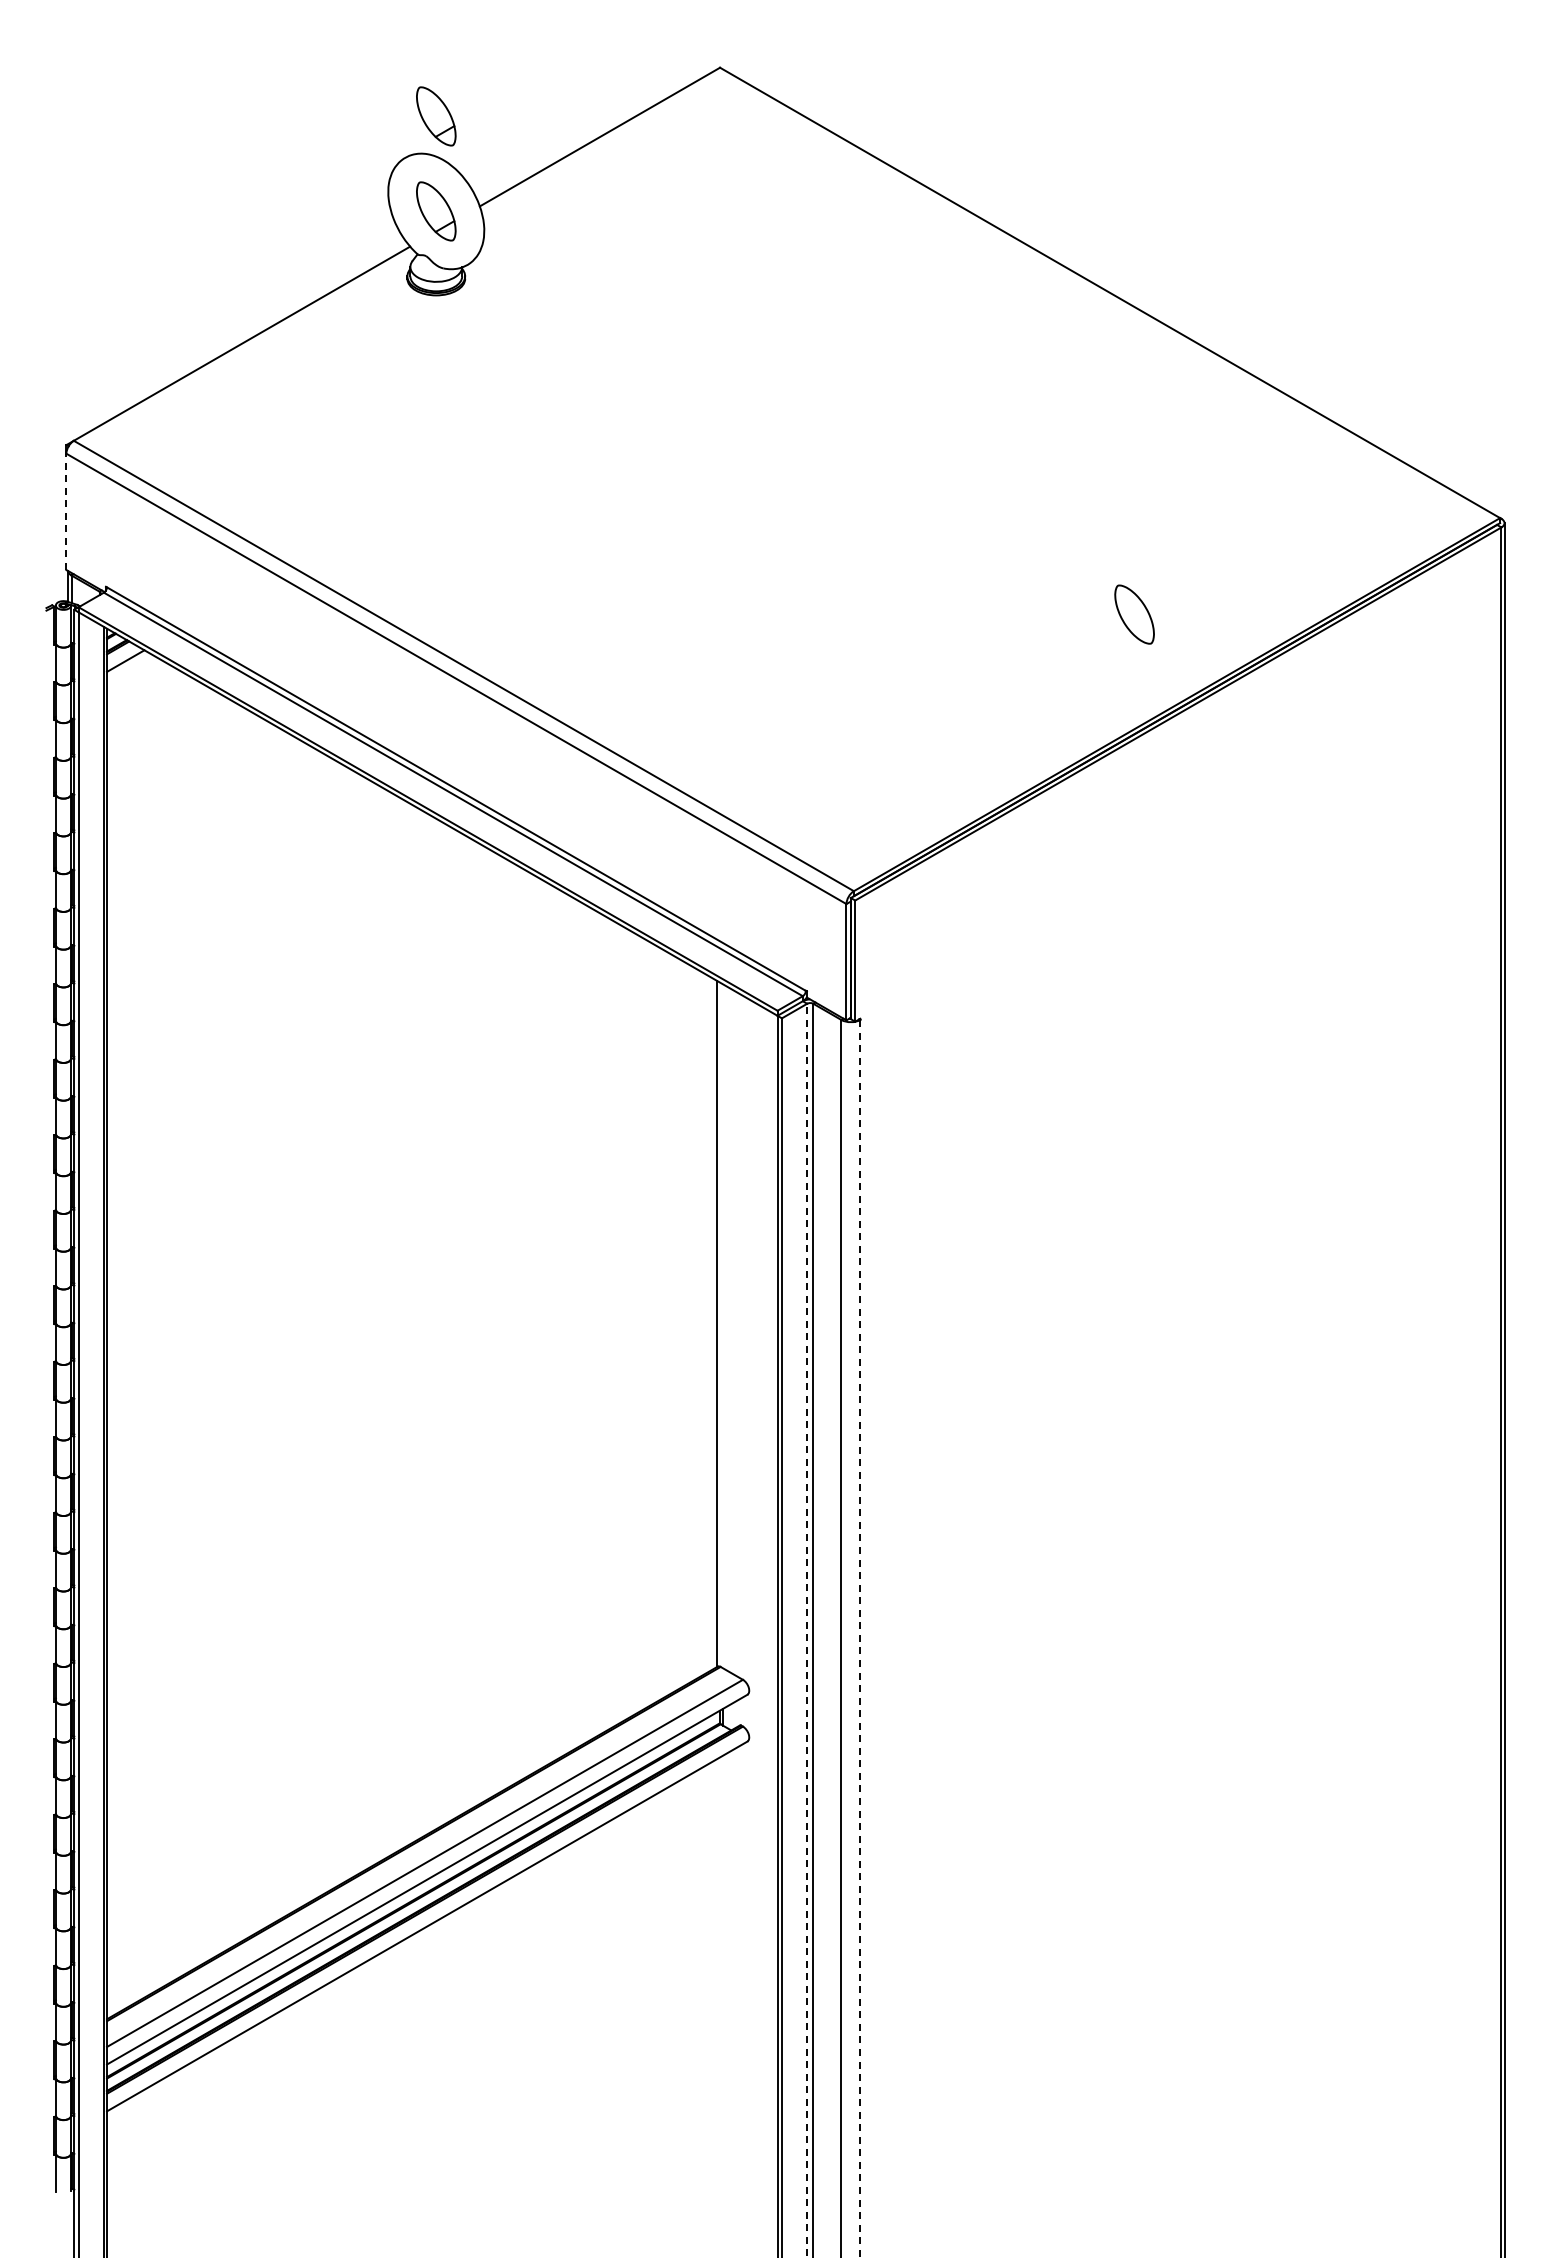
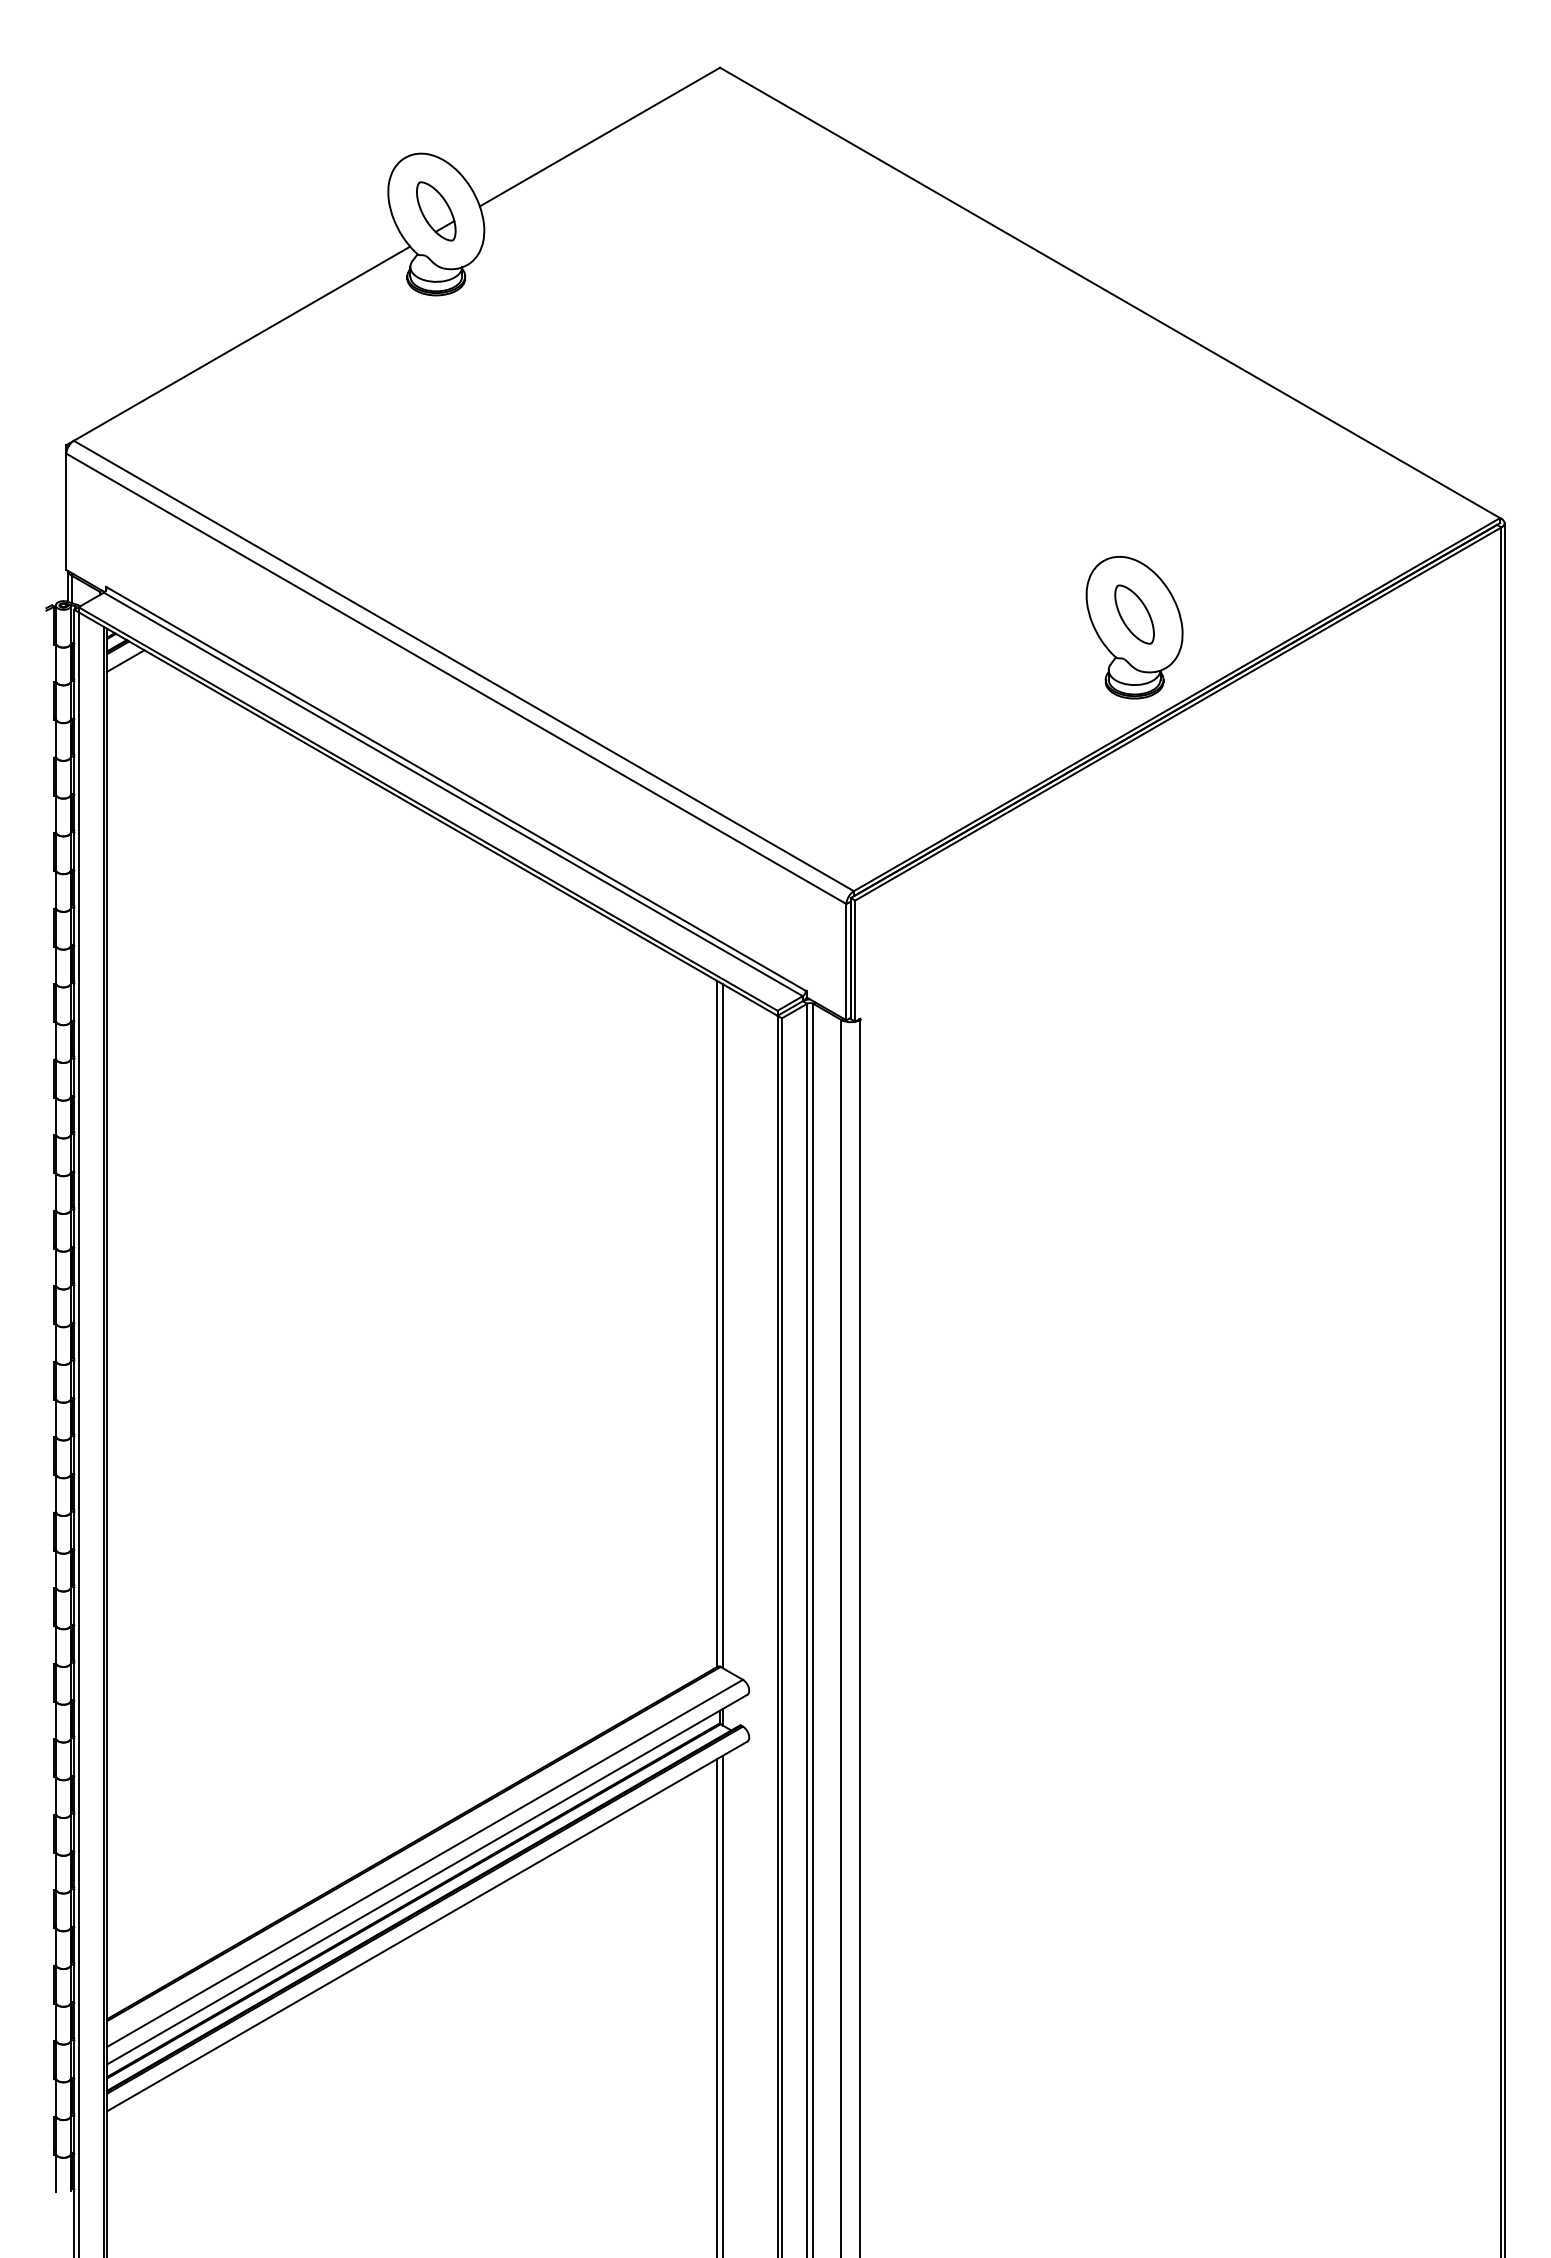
part: present -> none (436, 116)
line: dashed -> solid (66, 511)
part: none -> present (1134, 627)
line: none -> present (723, 1326)
line: dashed -> solid (807, 1630)
line: dashed -> solid (860, 1638)
line: none -> present (723, 2004)
line: none -> present (717, 2006)
